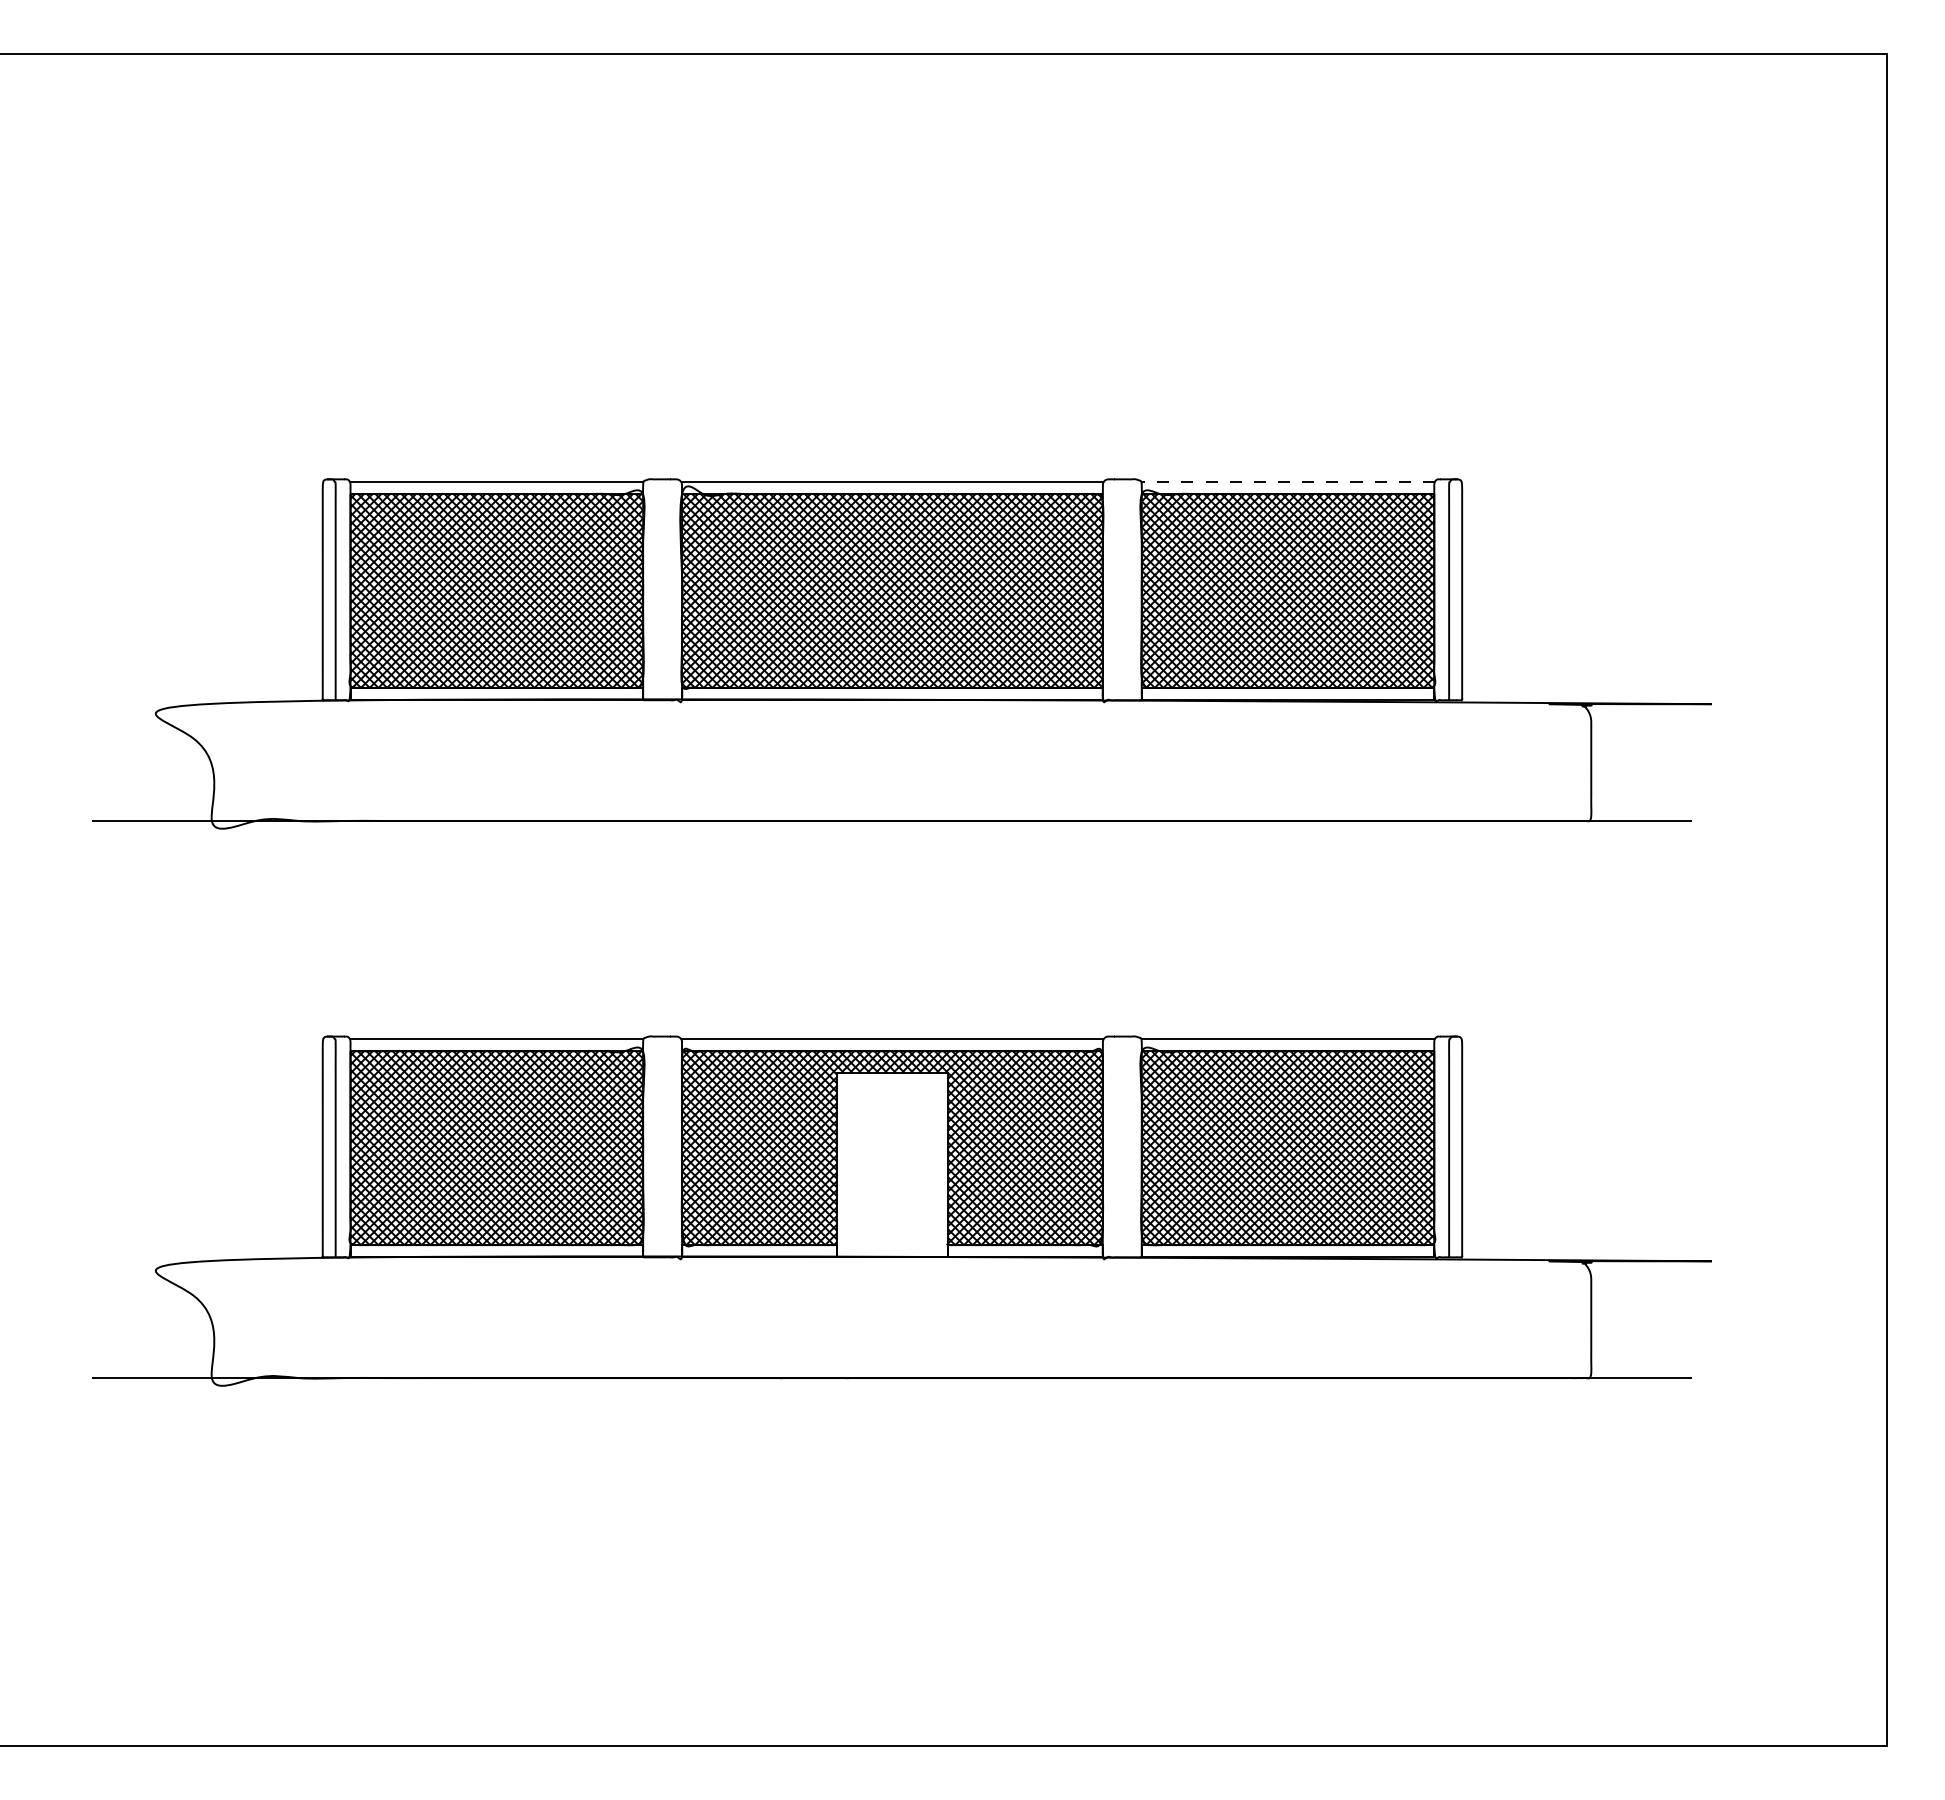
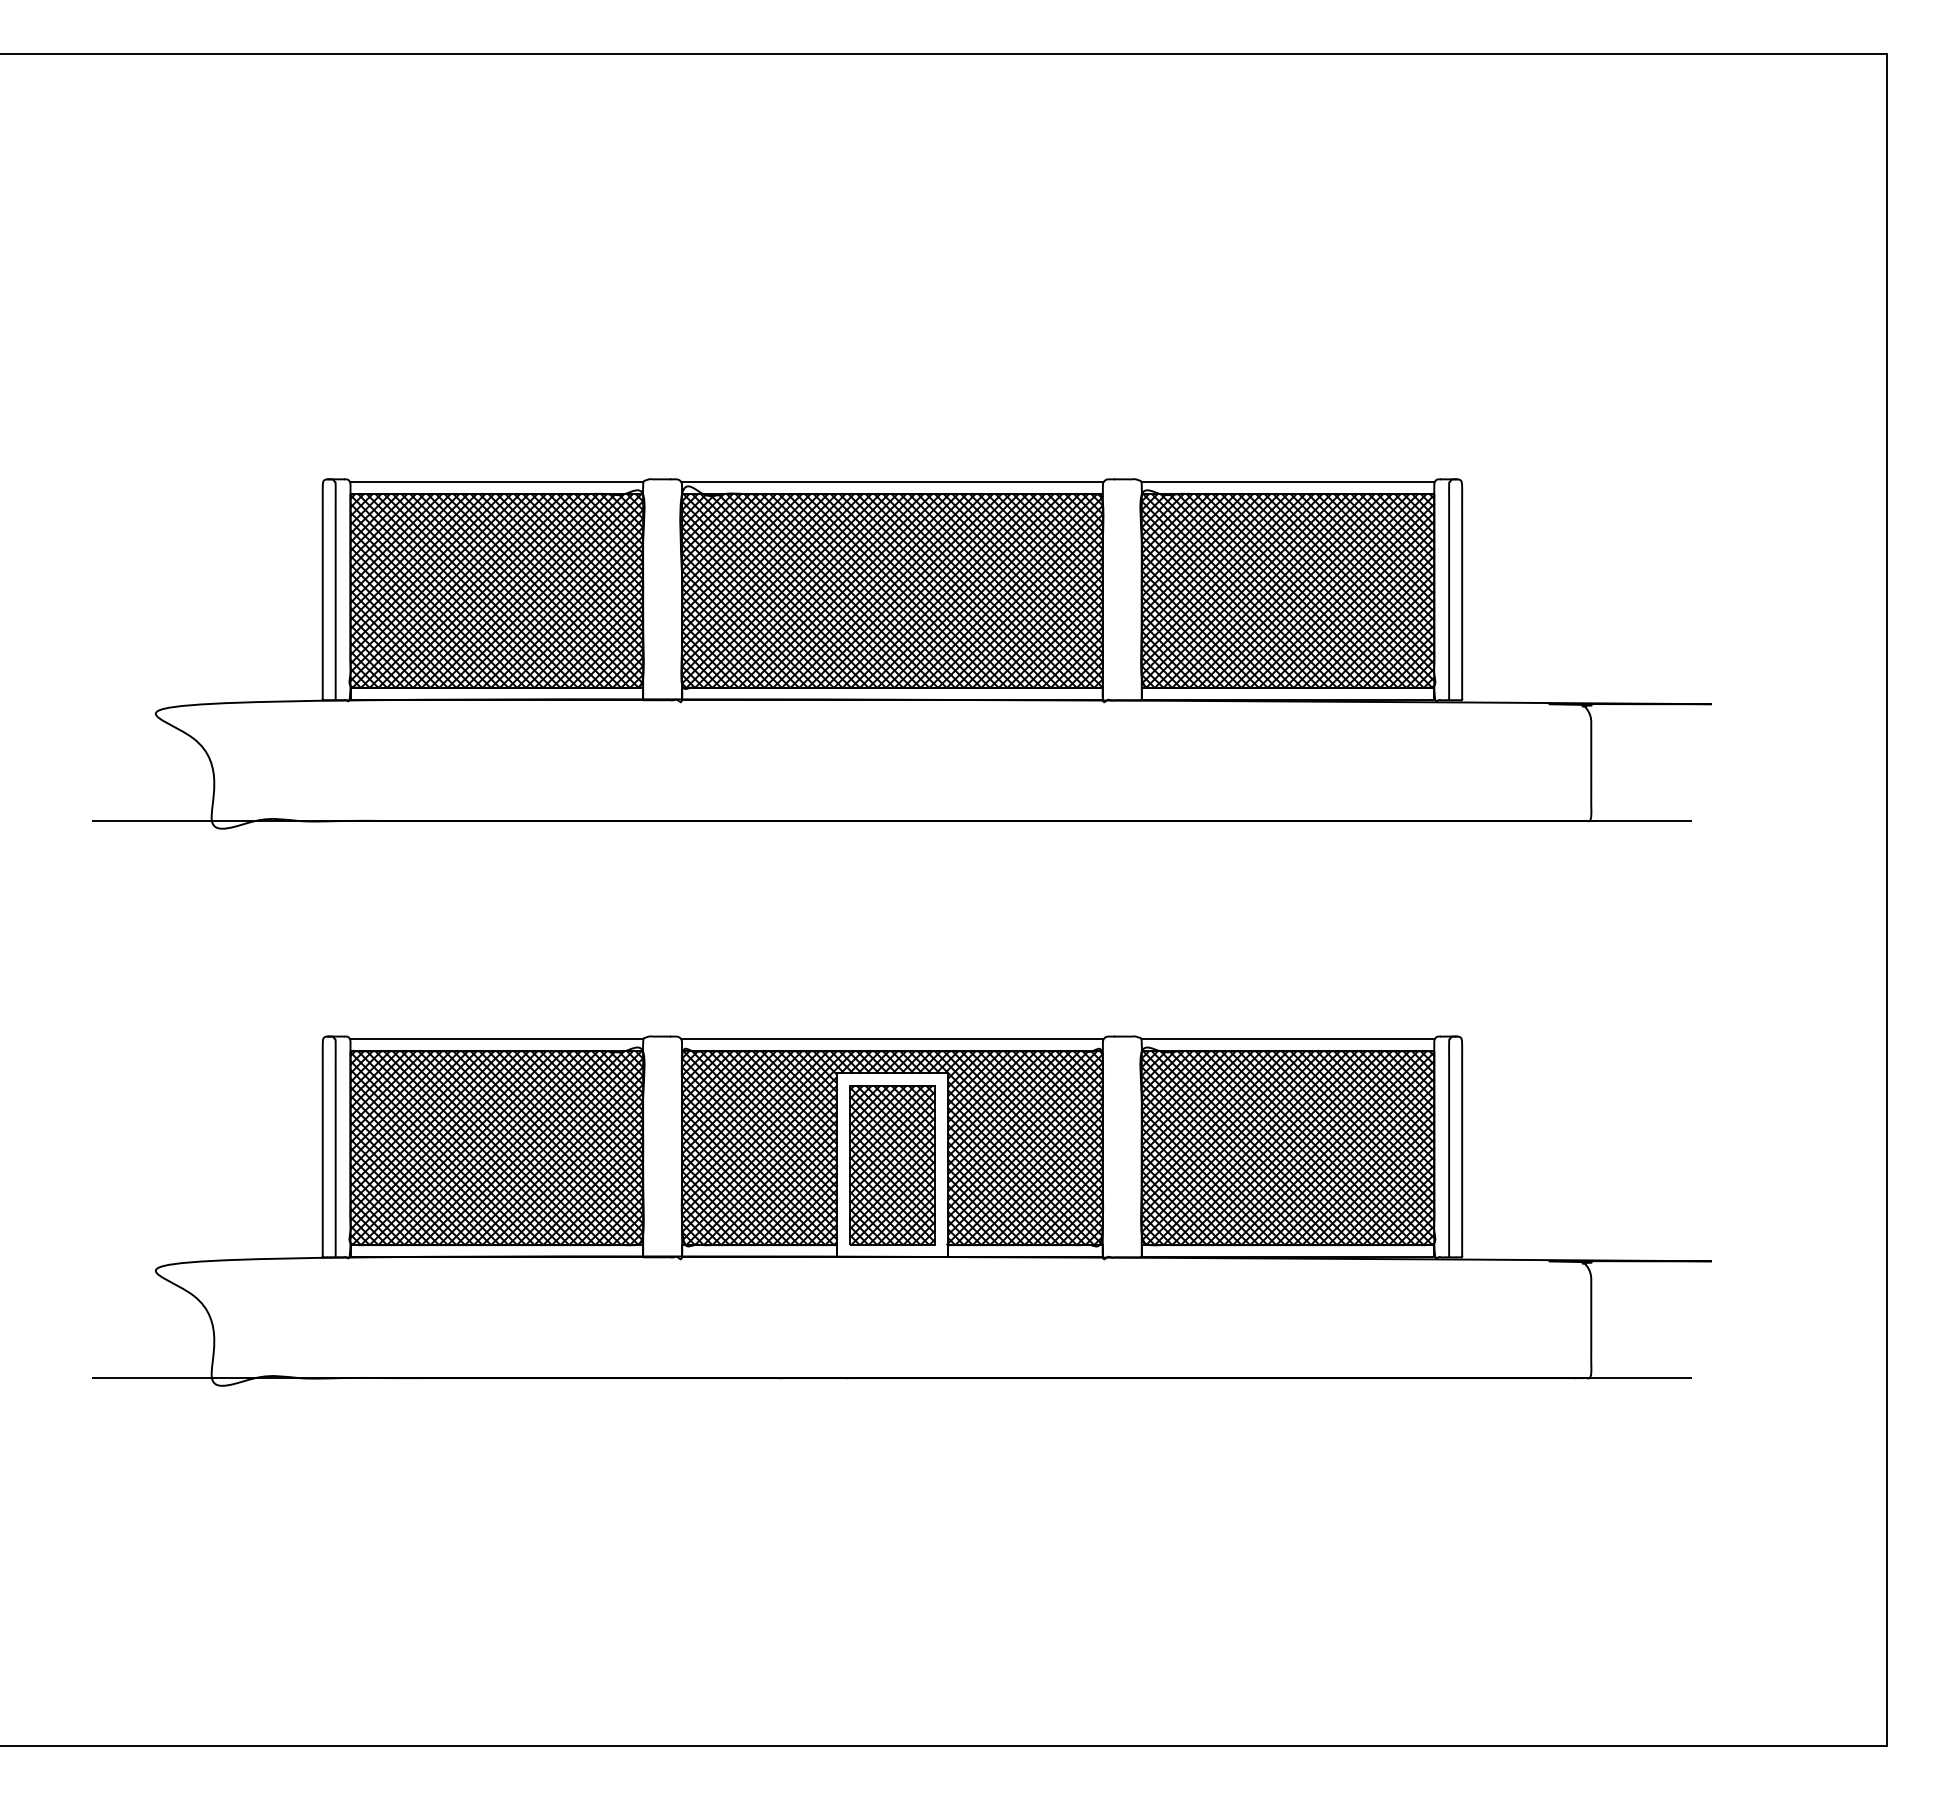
line: dashed -> solid (1287, 481)
part: none -> present (892, 1165)
